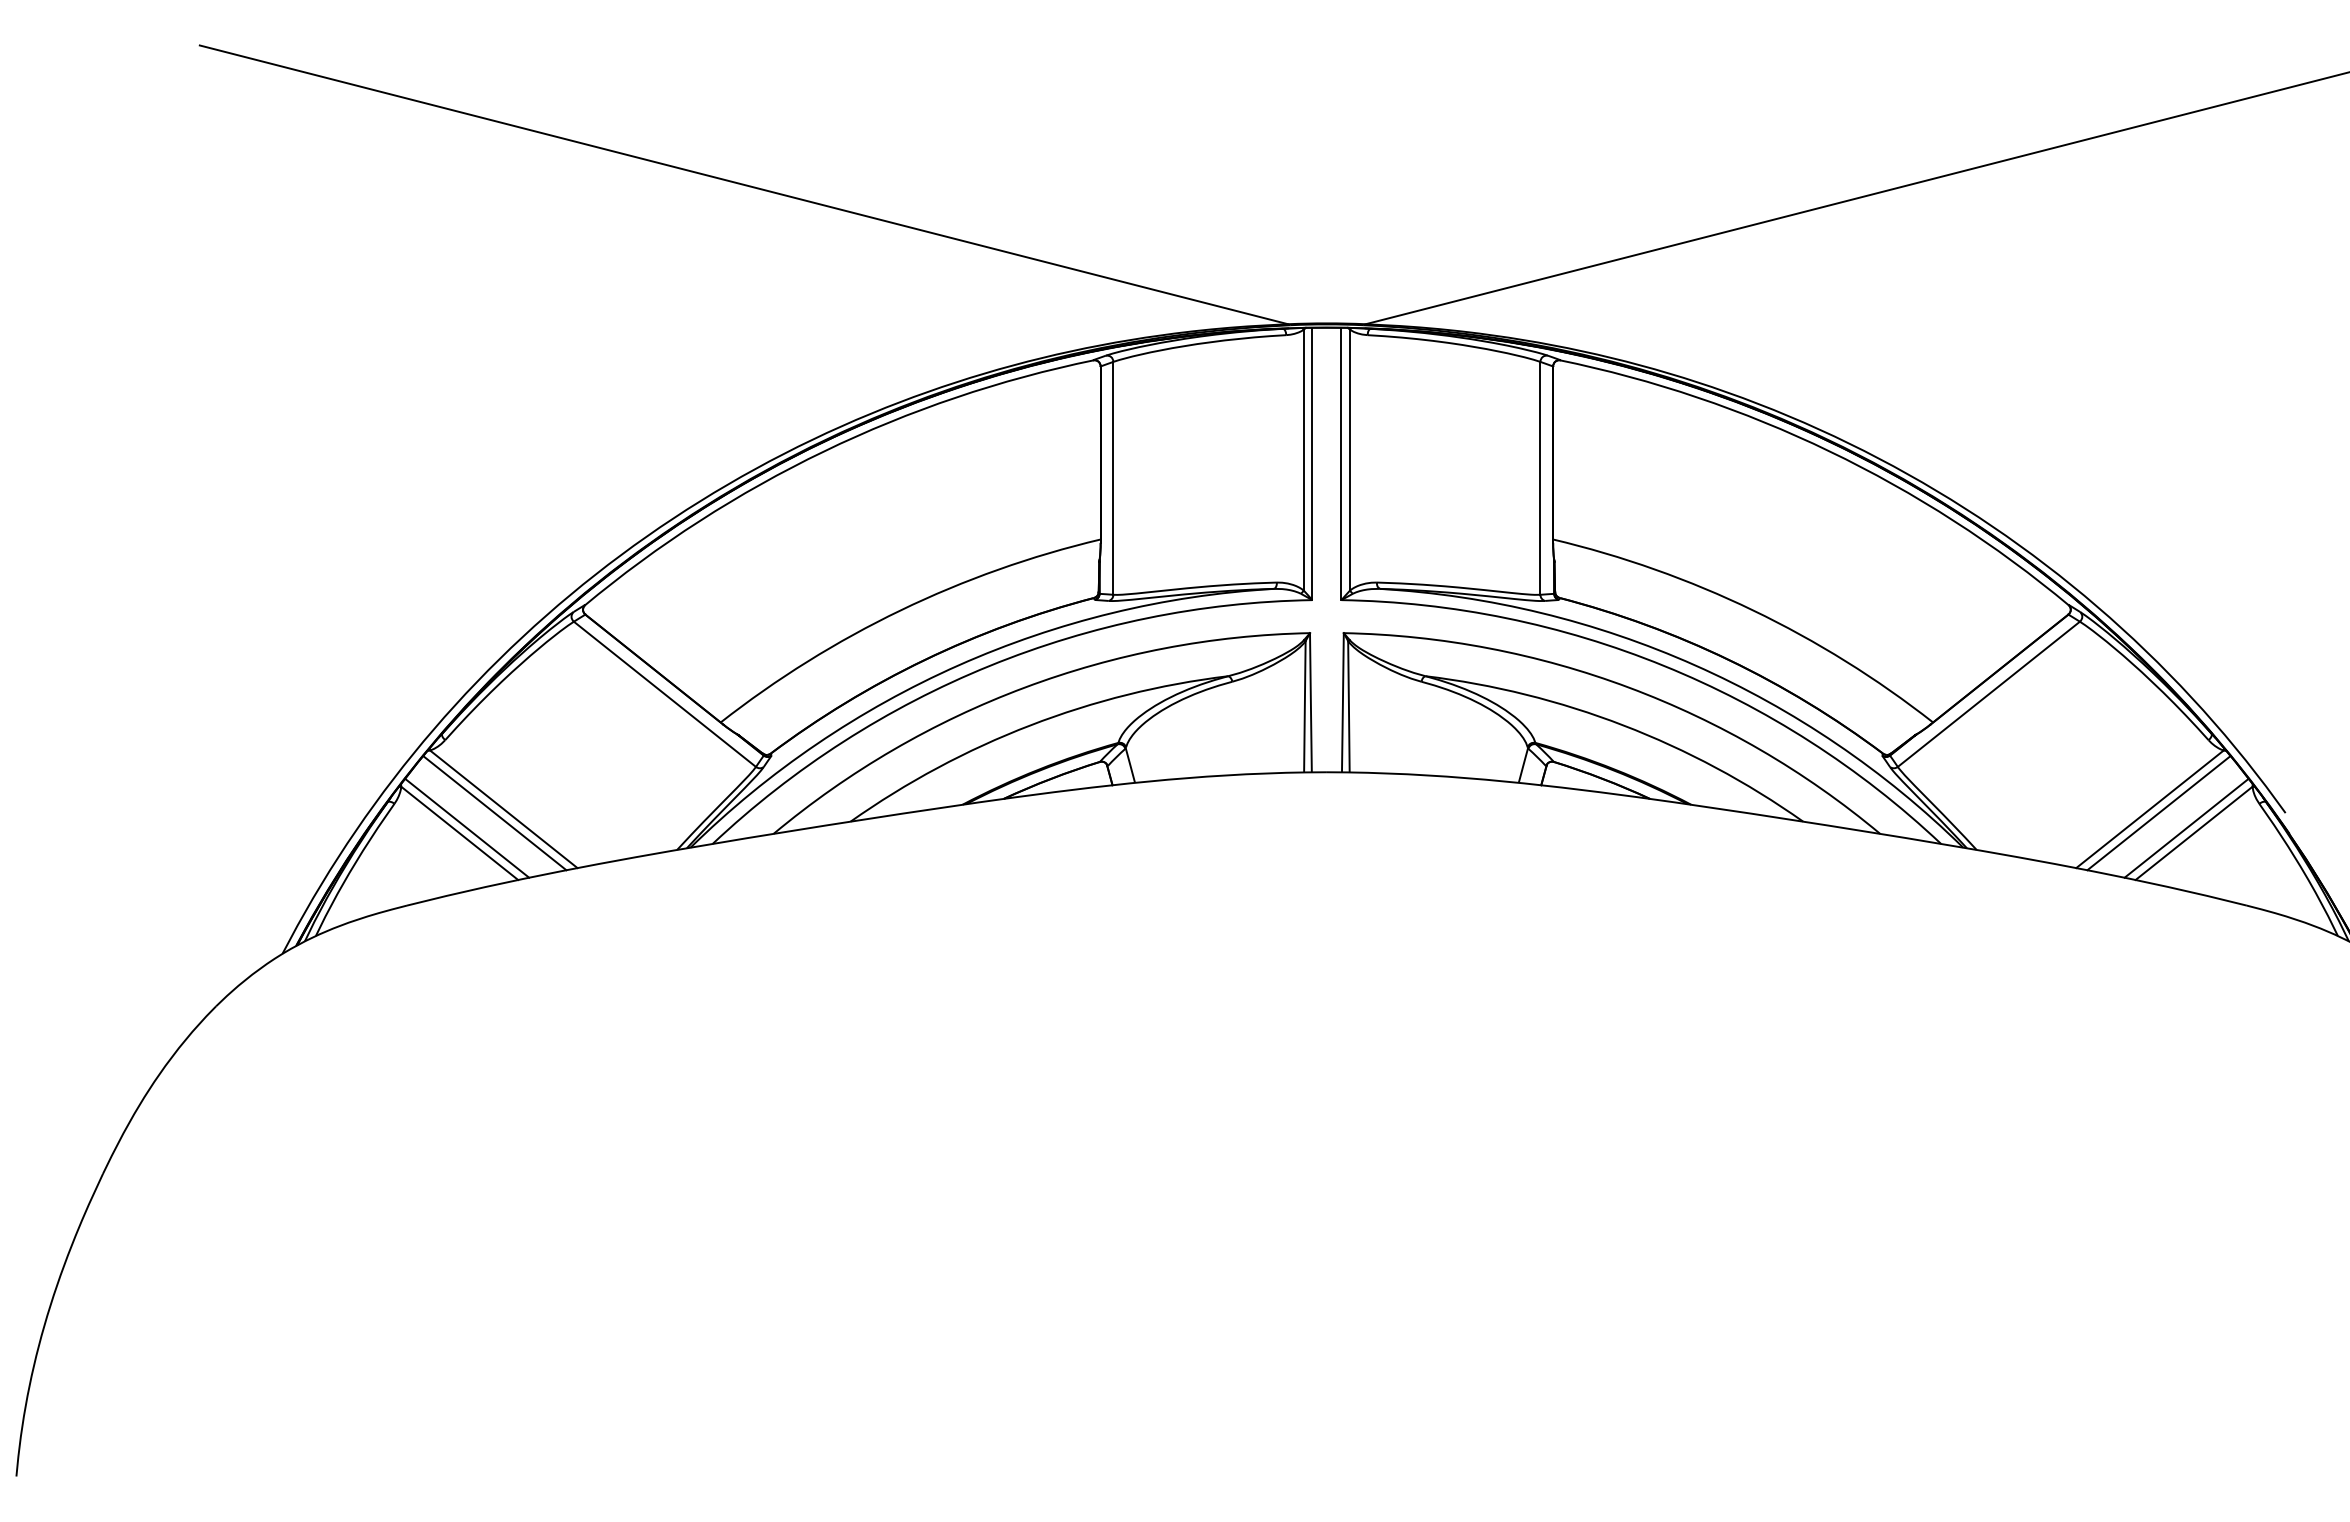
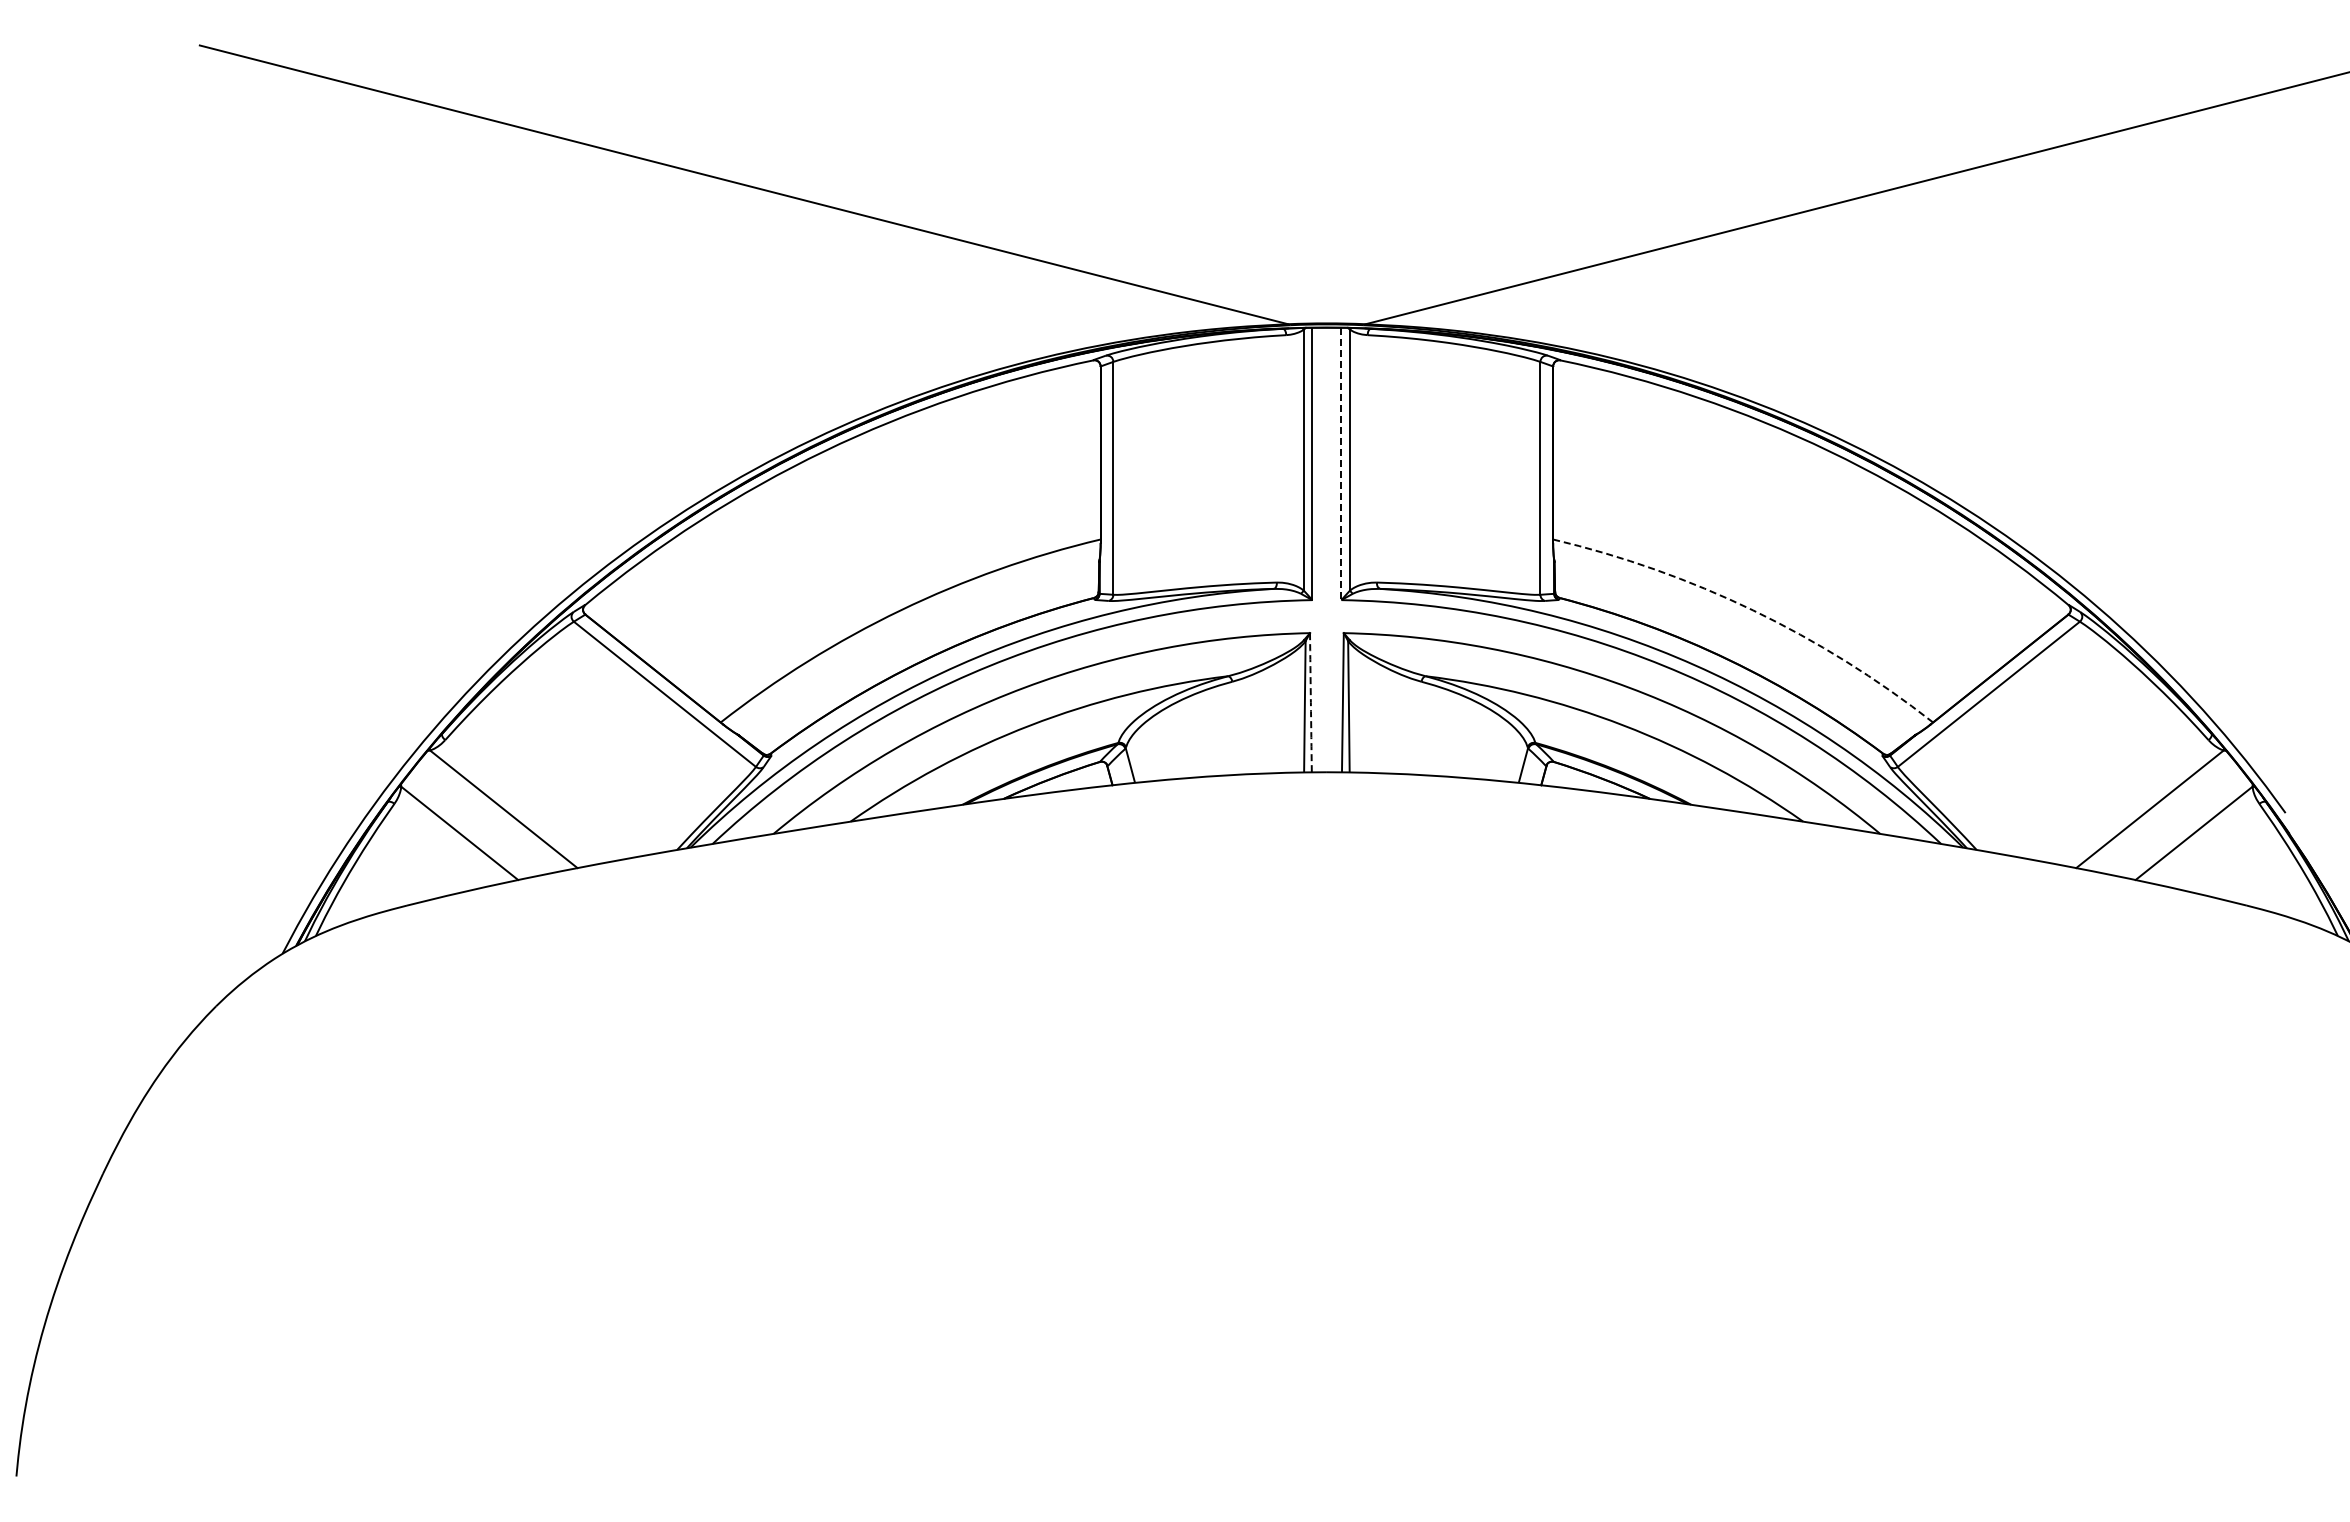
line: solid -> dashed (1341, 464)
arc: solid -> dashed (1753, 610)
arc: solid -> dashed (1310, 702)
line: present -> none (494, 813)
line: present -> none (2158, 813)
line: present -> none (467, 827)
line: present -> none (2186, 827)
